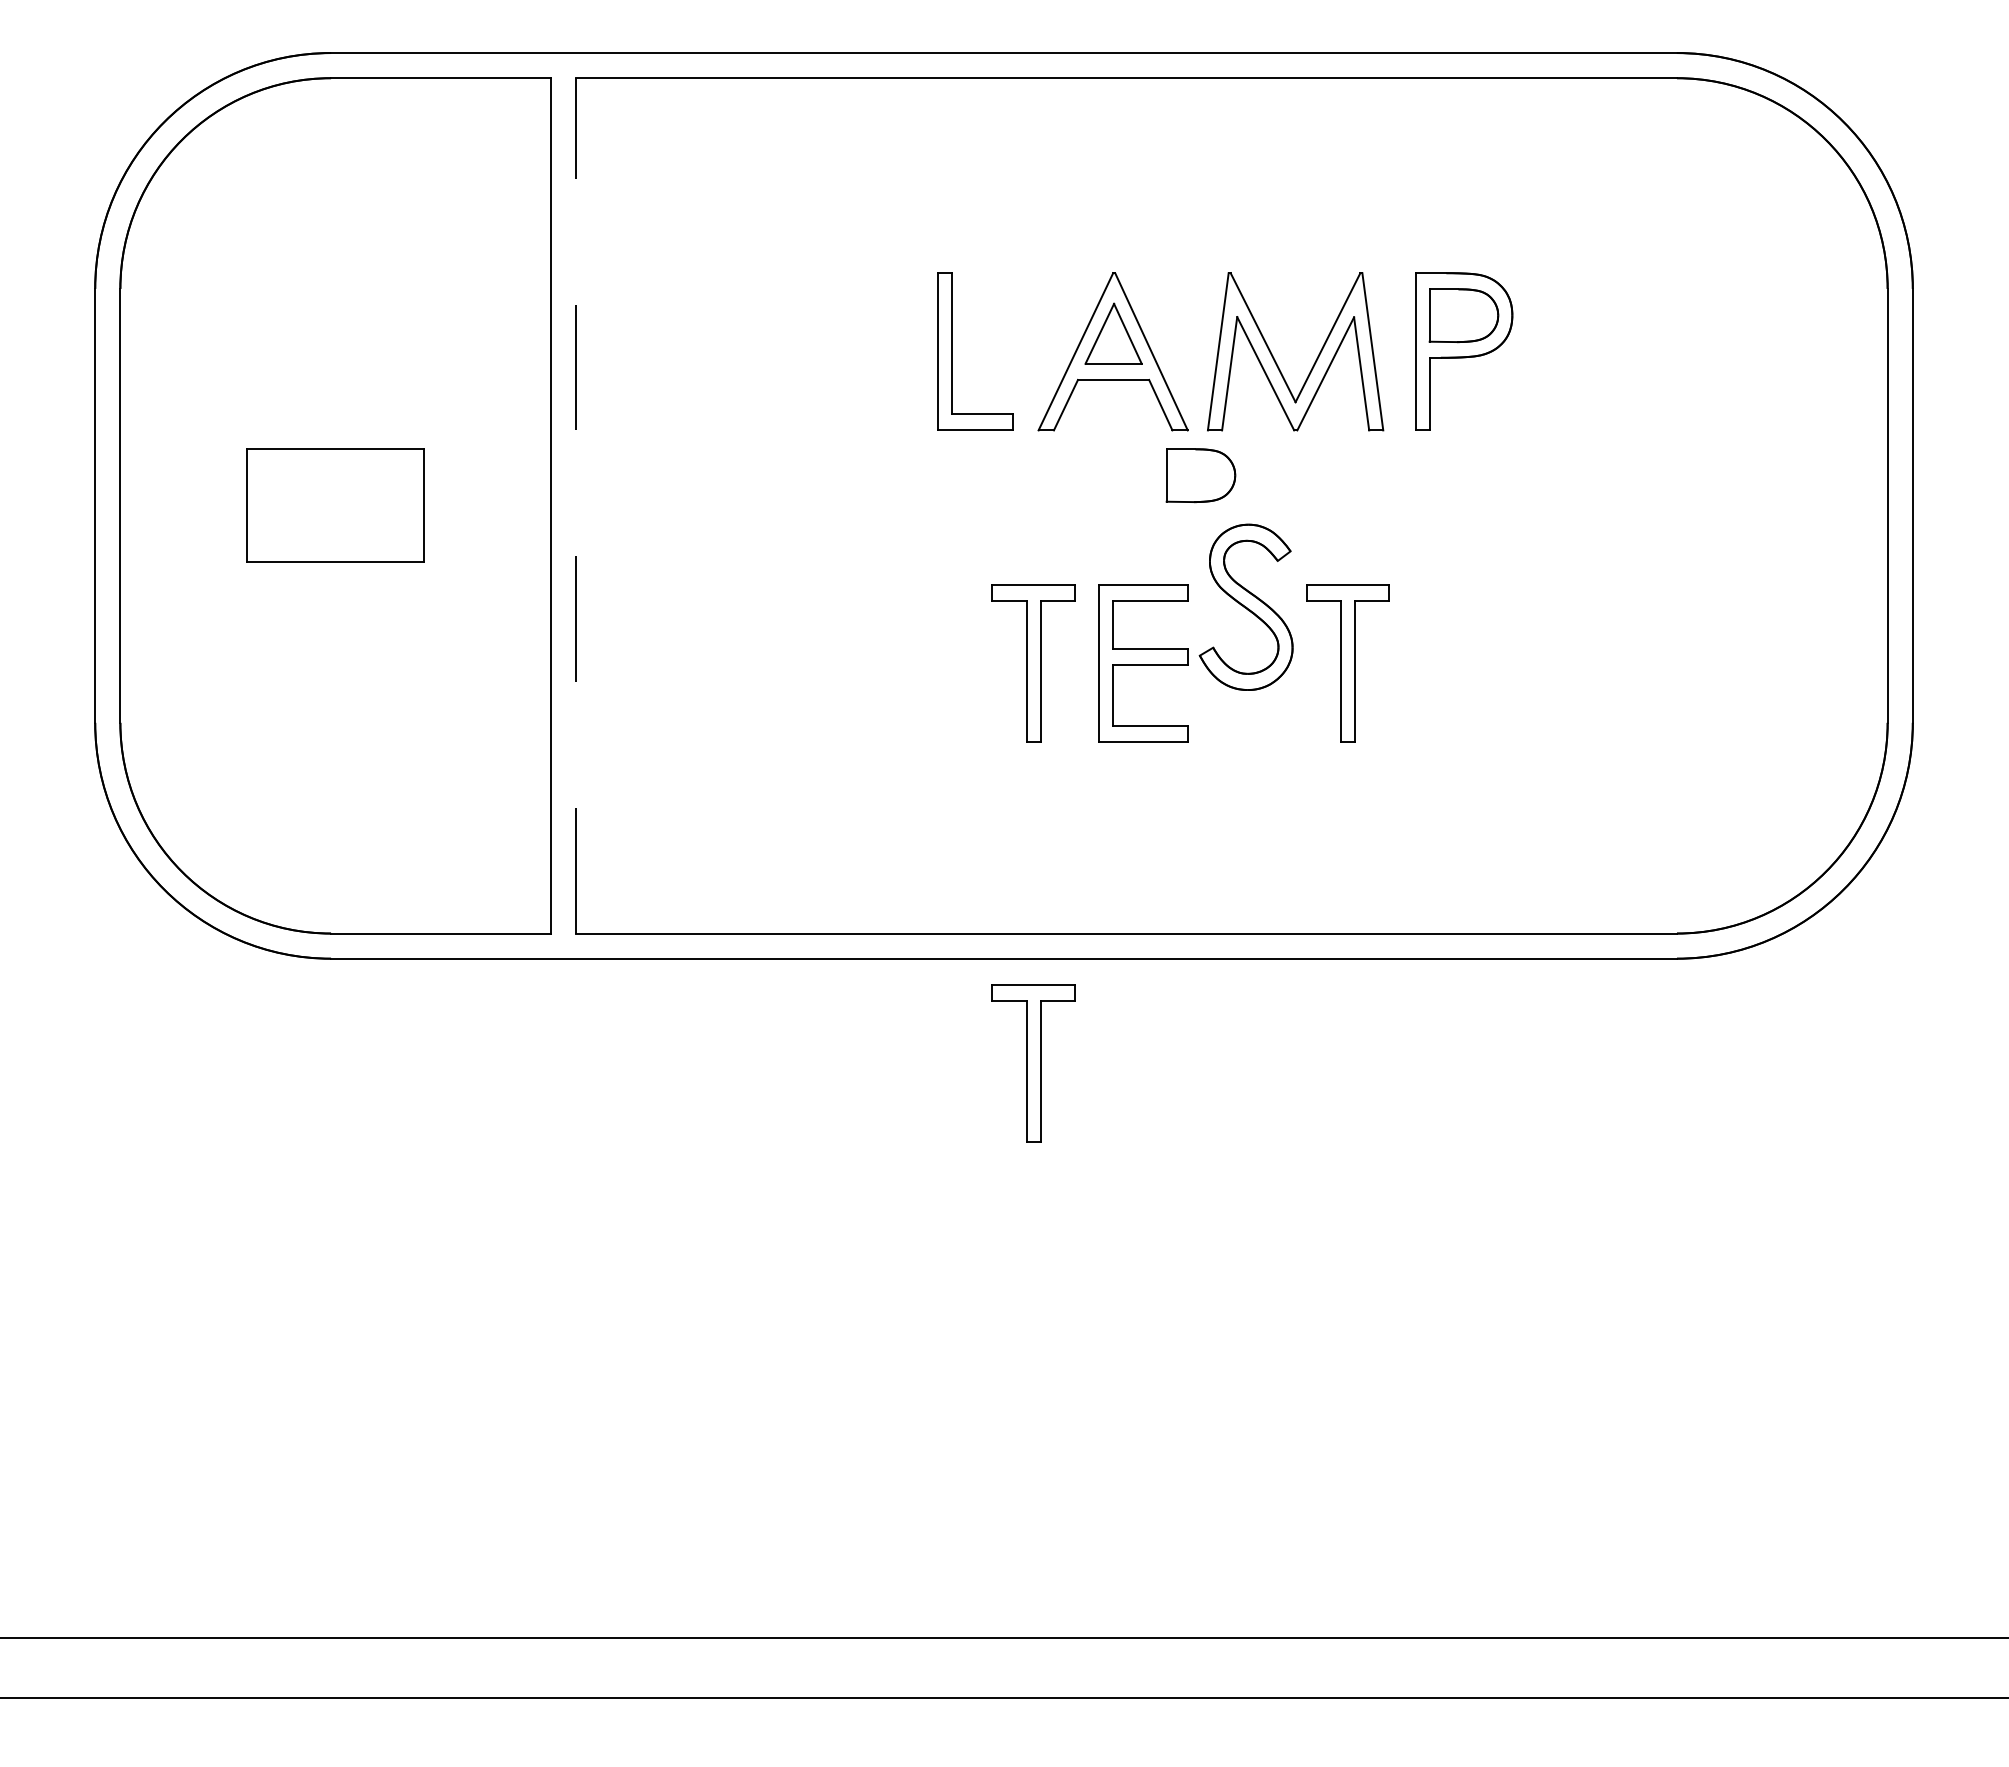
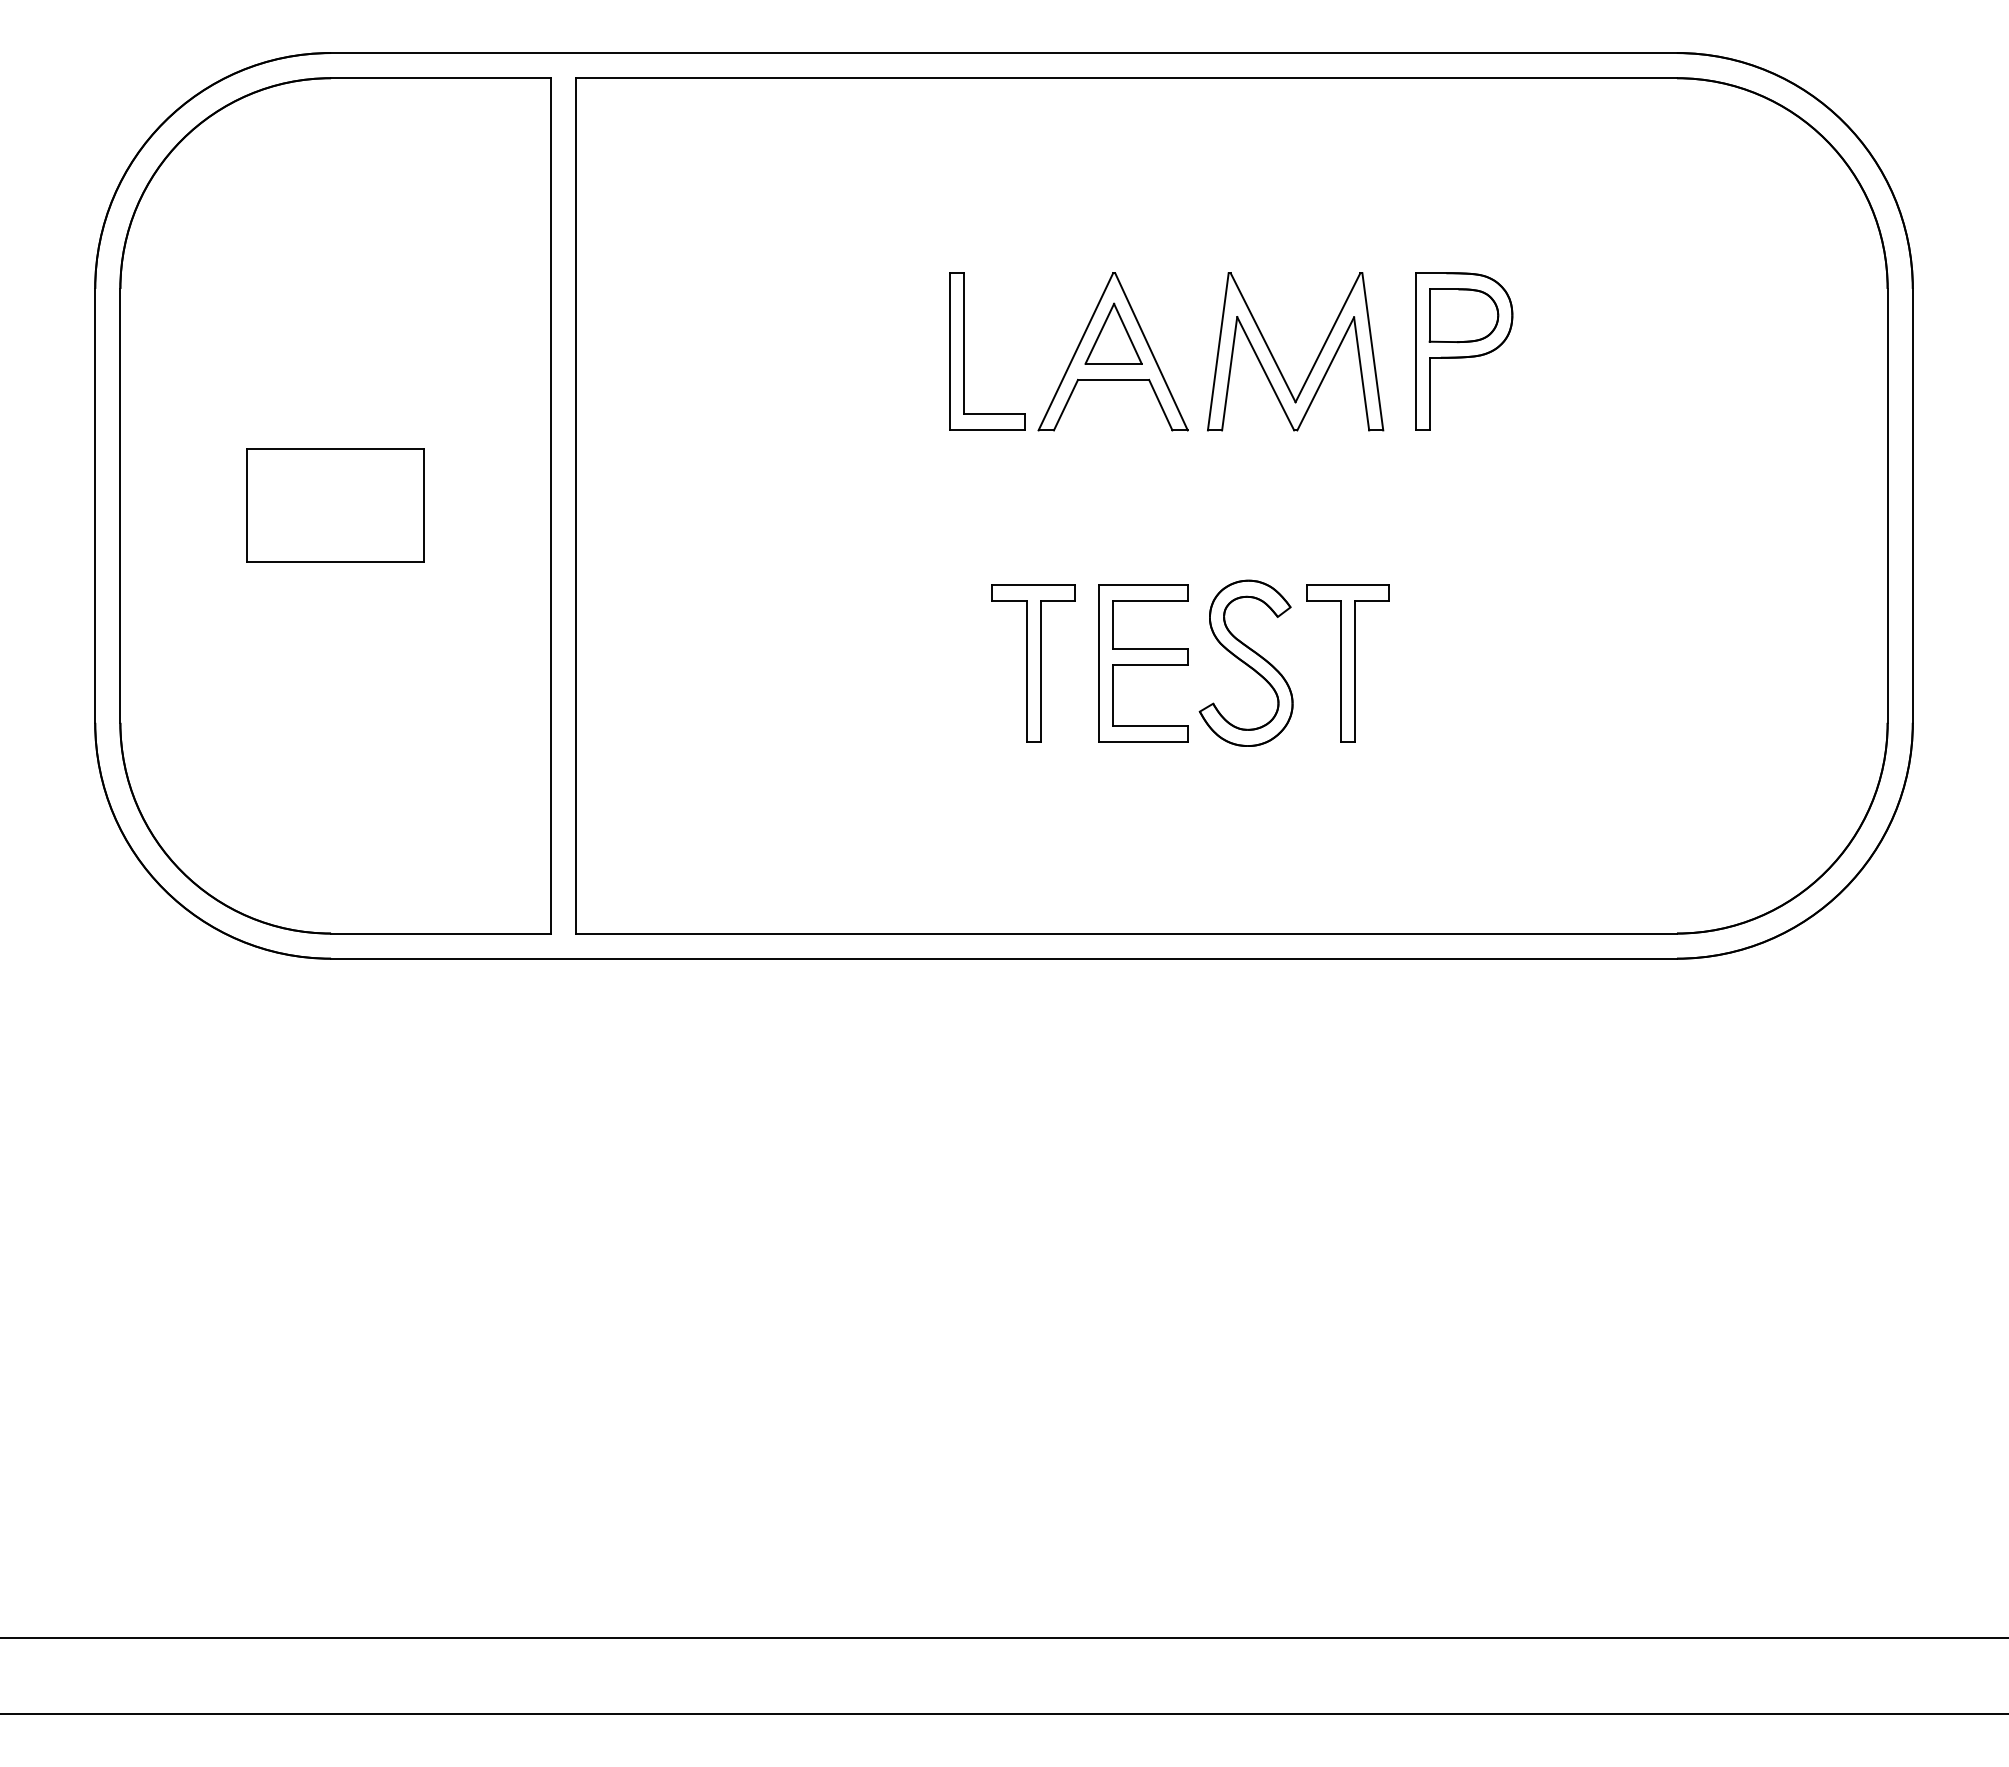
part position: (952, 351) -> (964, 351) (964, 351)
part: present -> none (1200, 475)
line: dashed -> solid (575, 505)
part position: (1245, 606) -> (1245, 662) (1245, 662)
part: present -> none (1033, 1063)
line position: (1003, 1697) -> (1003, 1713) (1003, 1713)
